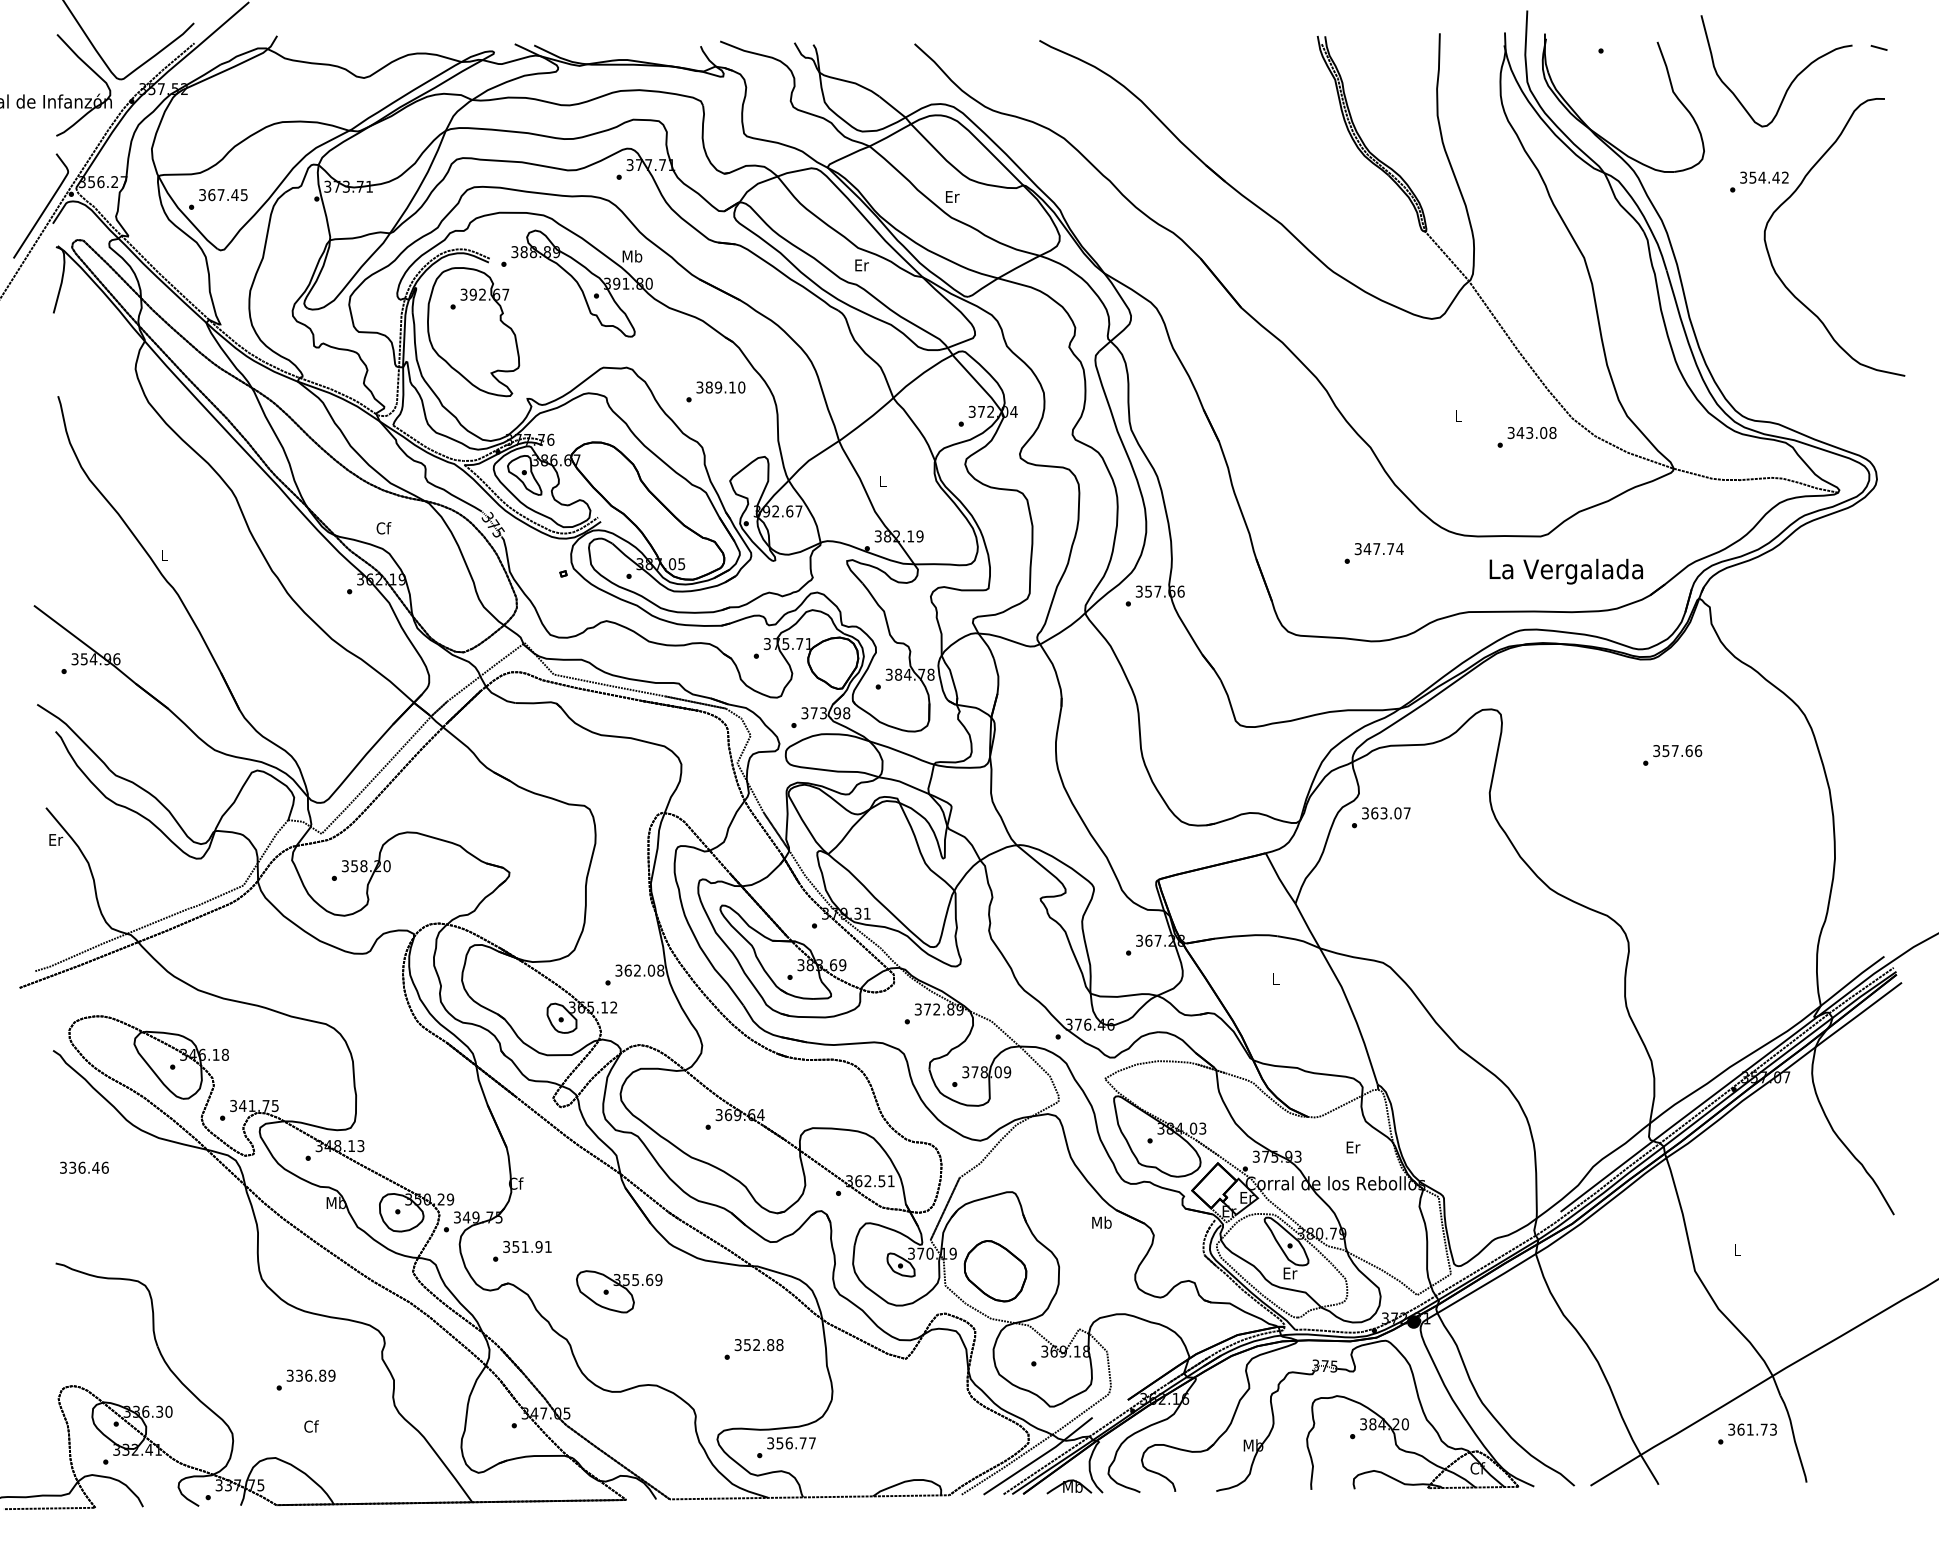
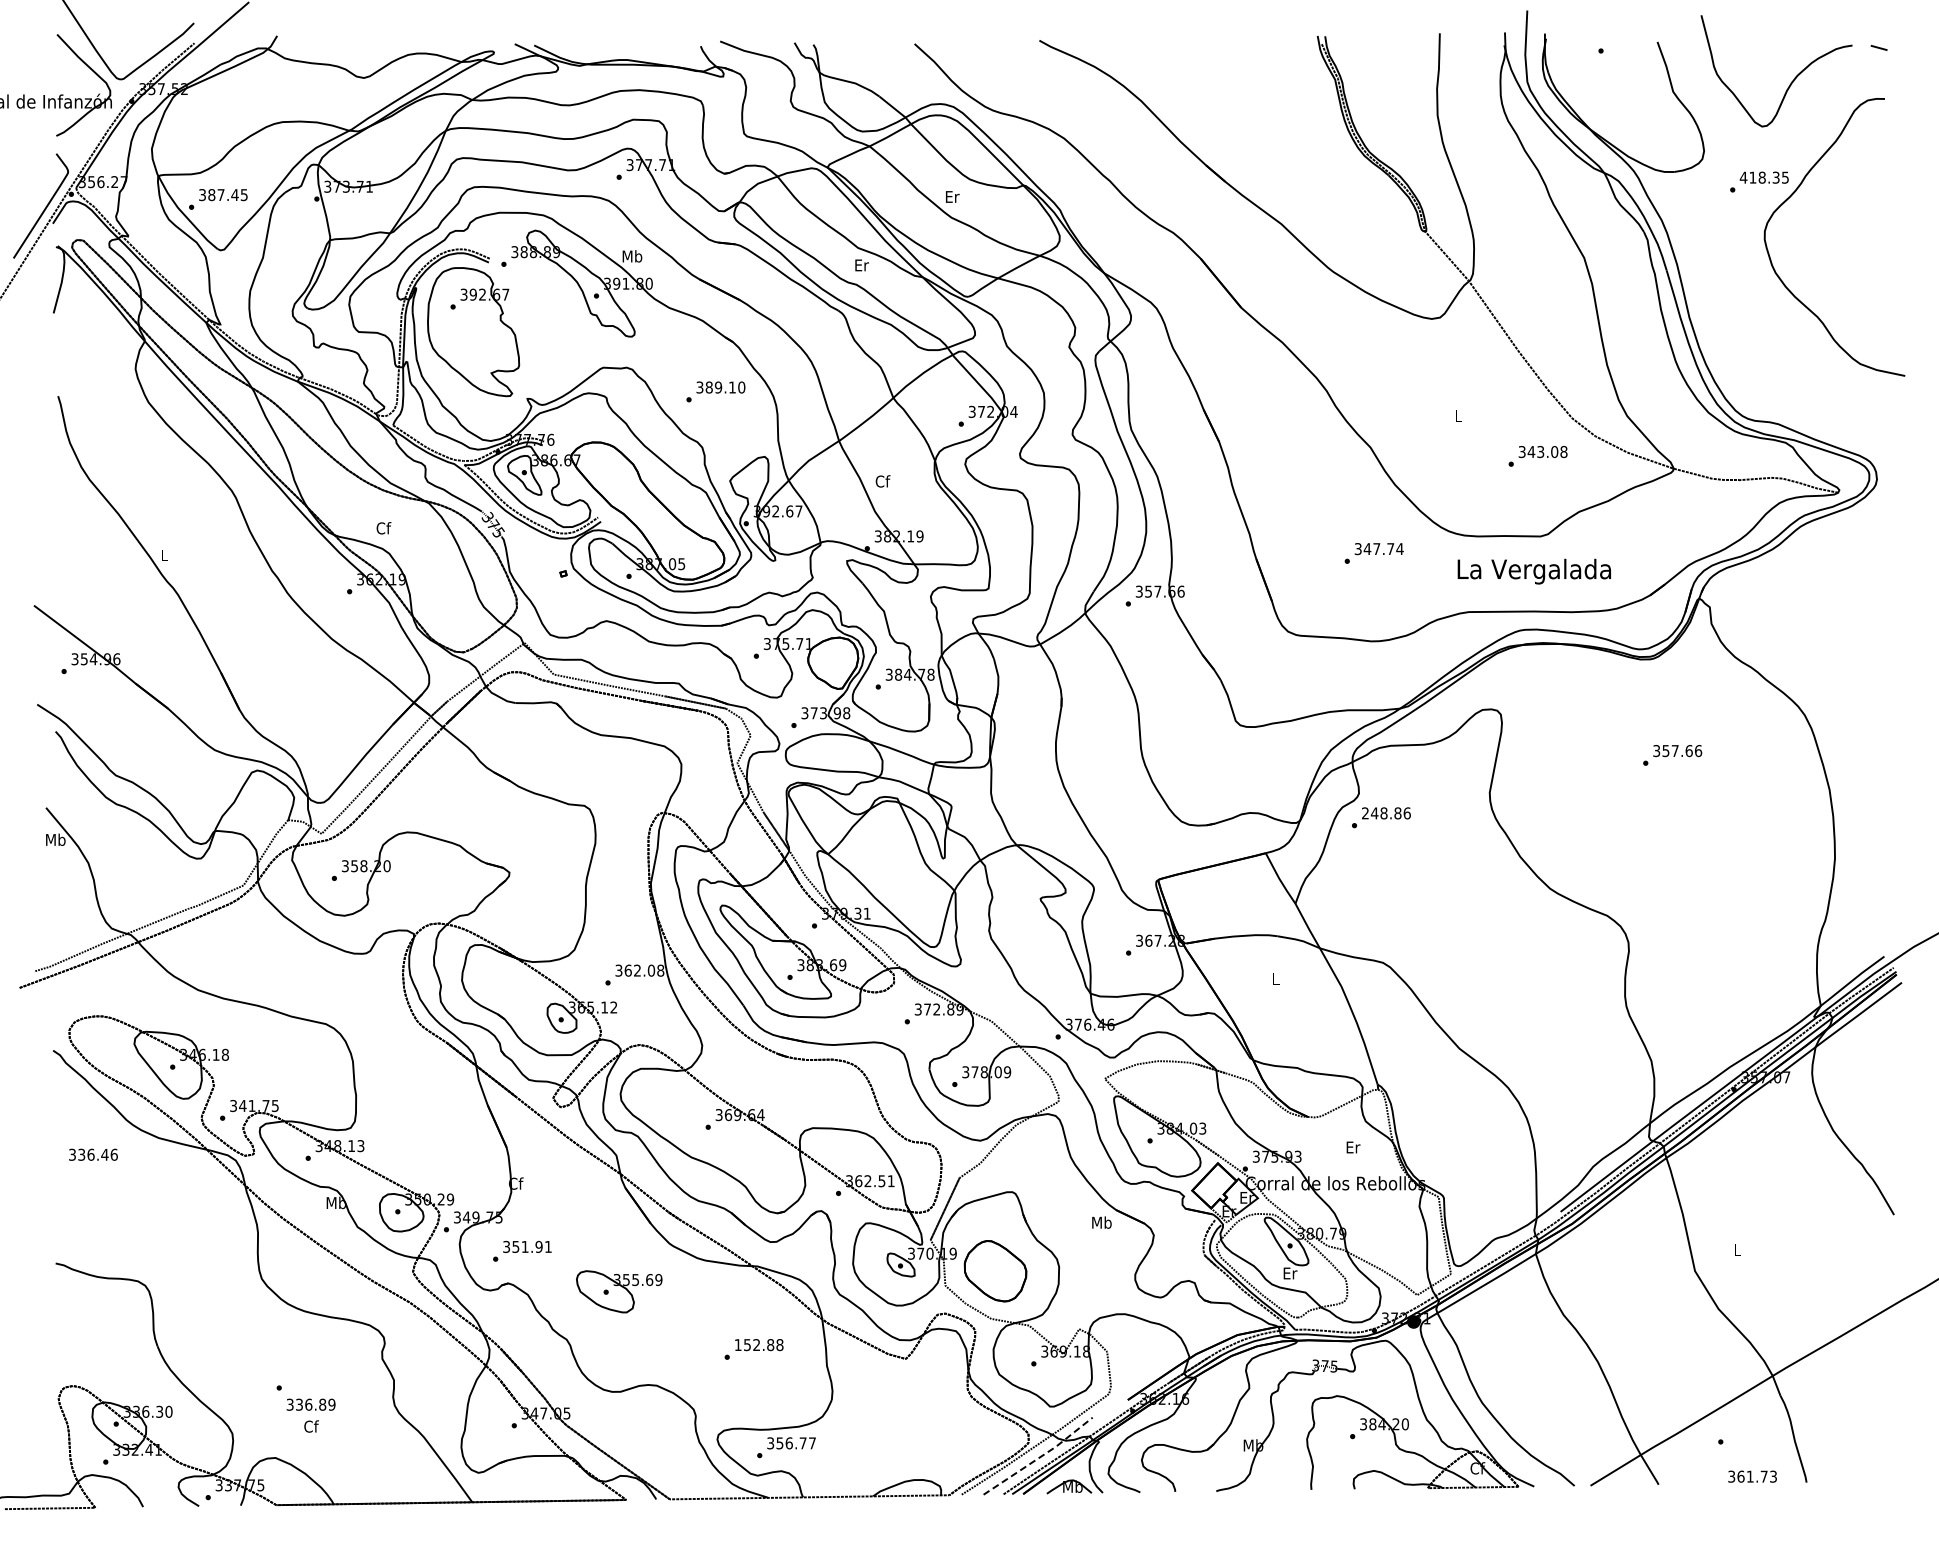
text: 354.42 -> 418.35 (1763, 177)
text: 367.45 -> 387.45 (211, 194)
text position: (1526, 437) -> (1537, 456) (1537, 456)
text: L -> Cf (882, 481)
text position: (1565, 571) -> (1533, 571) (1533, 571)
text: 363.07 -> 248.86 (1386, 813)
text: Er -> Mb (55, 839)
text position: (84, 1167) -> (93, 1154) (93, 1154)
text: 352.88 -> 152.88 (737, 1345)
text position: (310, 1375) -> (310, 1404) (310, 1404)
text position: (1752, 1429) -> (1752, 1476) (1752, 1476)
line: solid -> dashed (1040, 1457)
